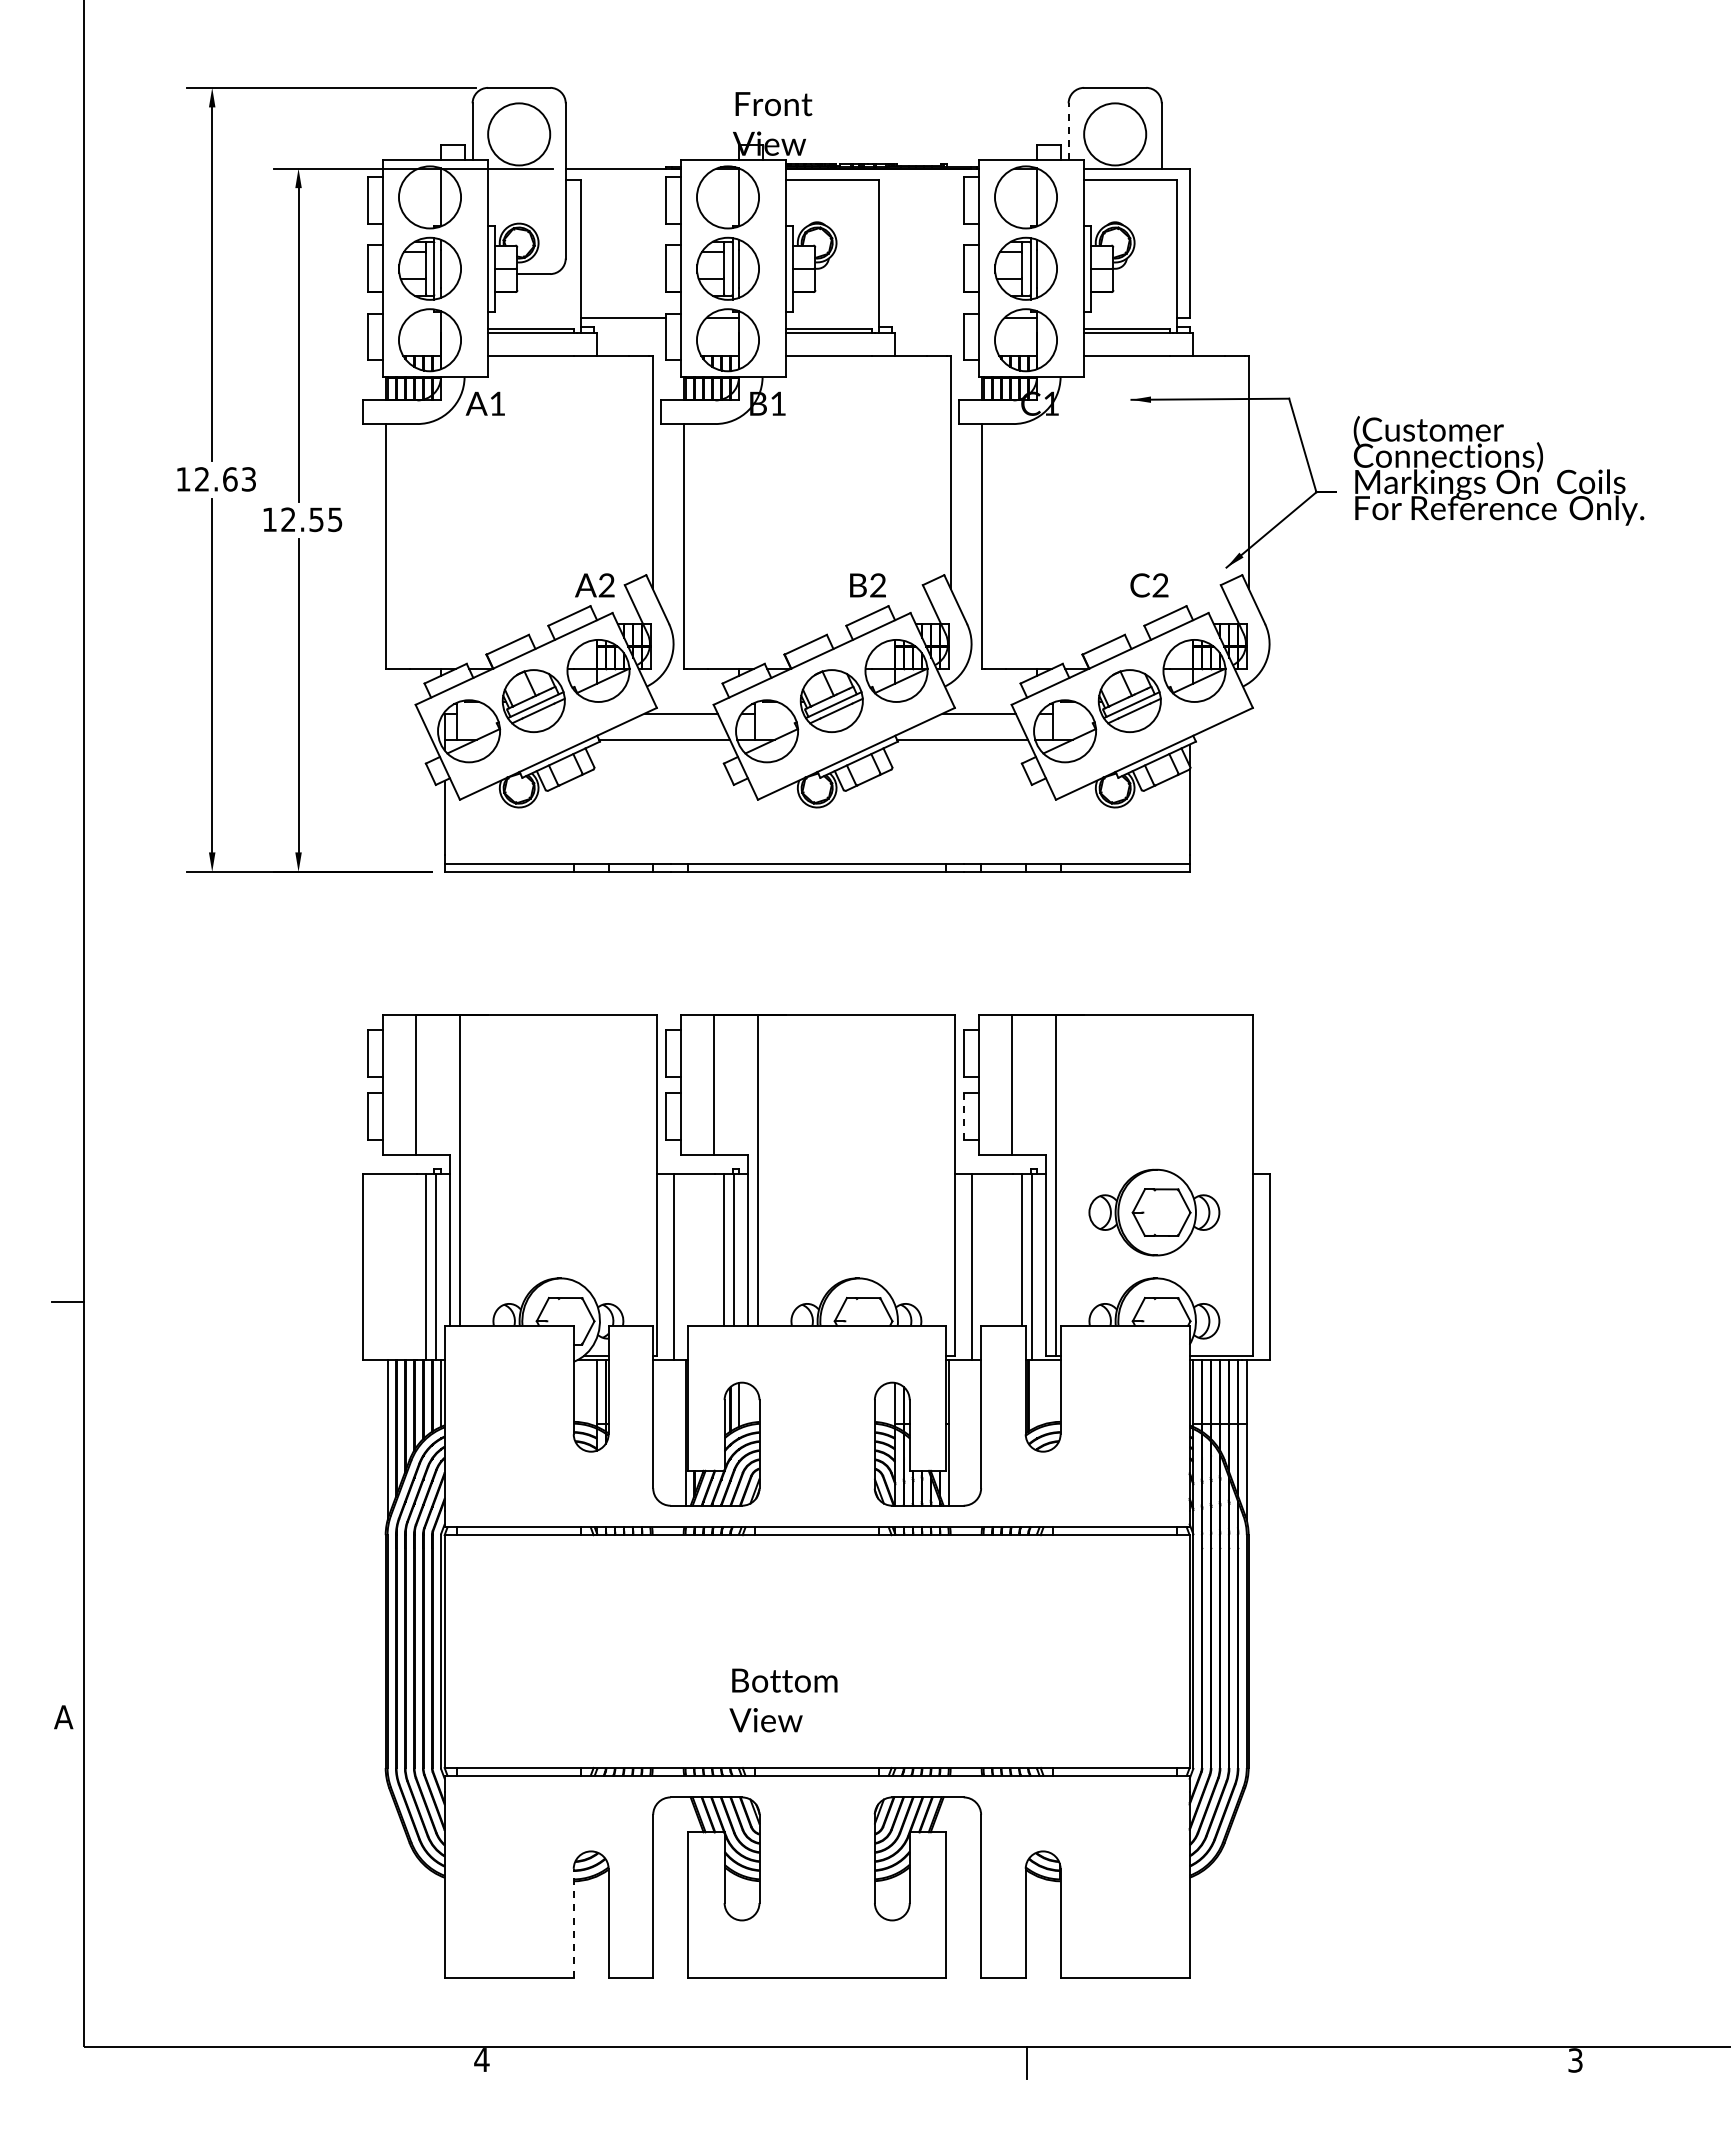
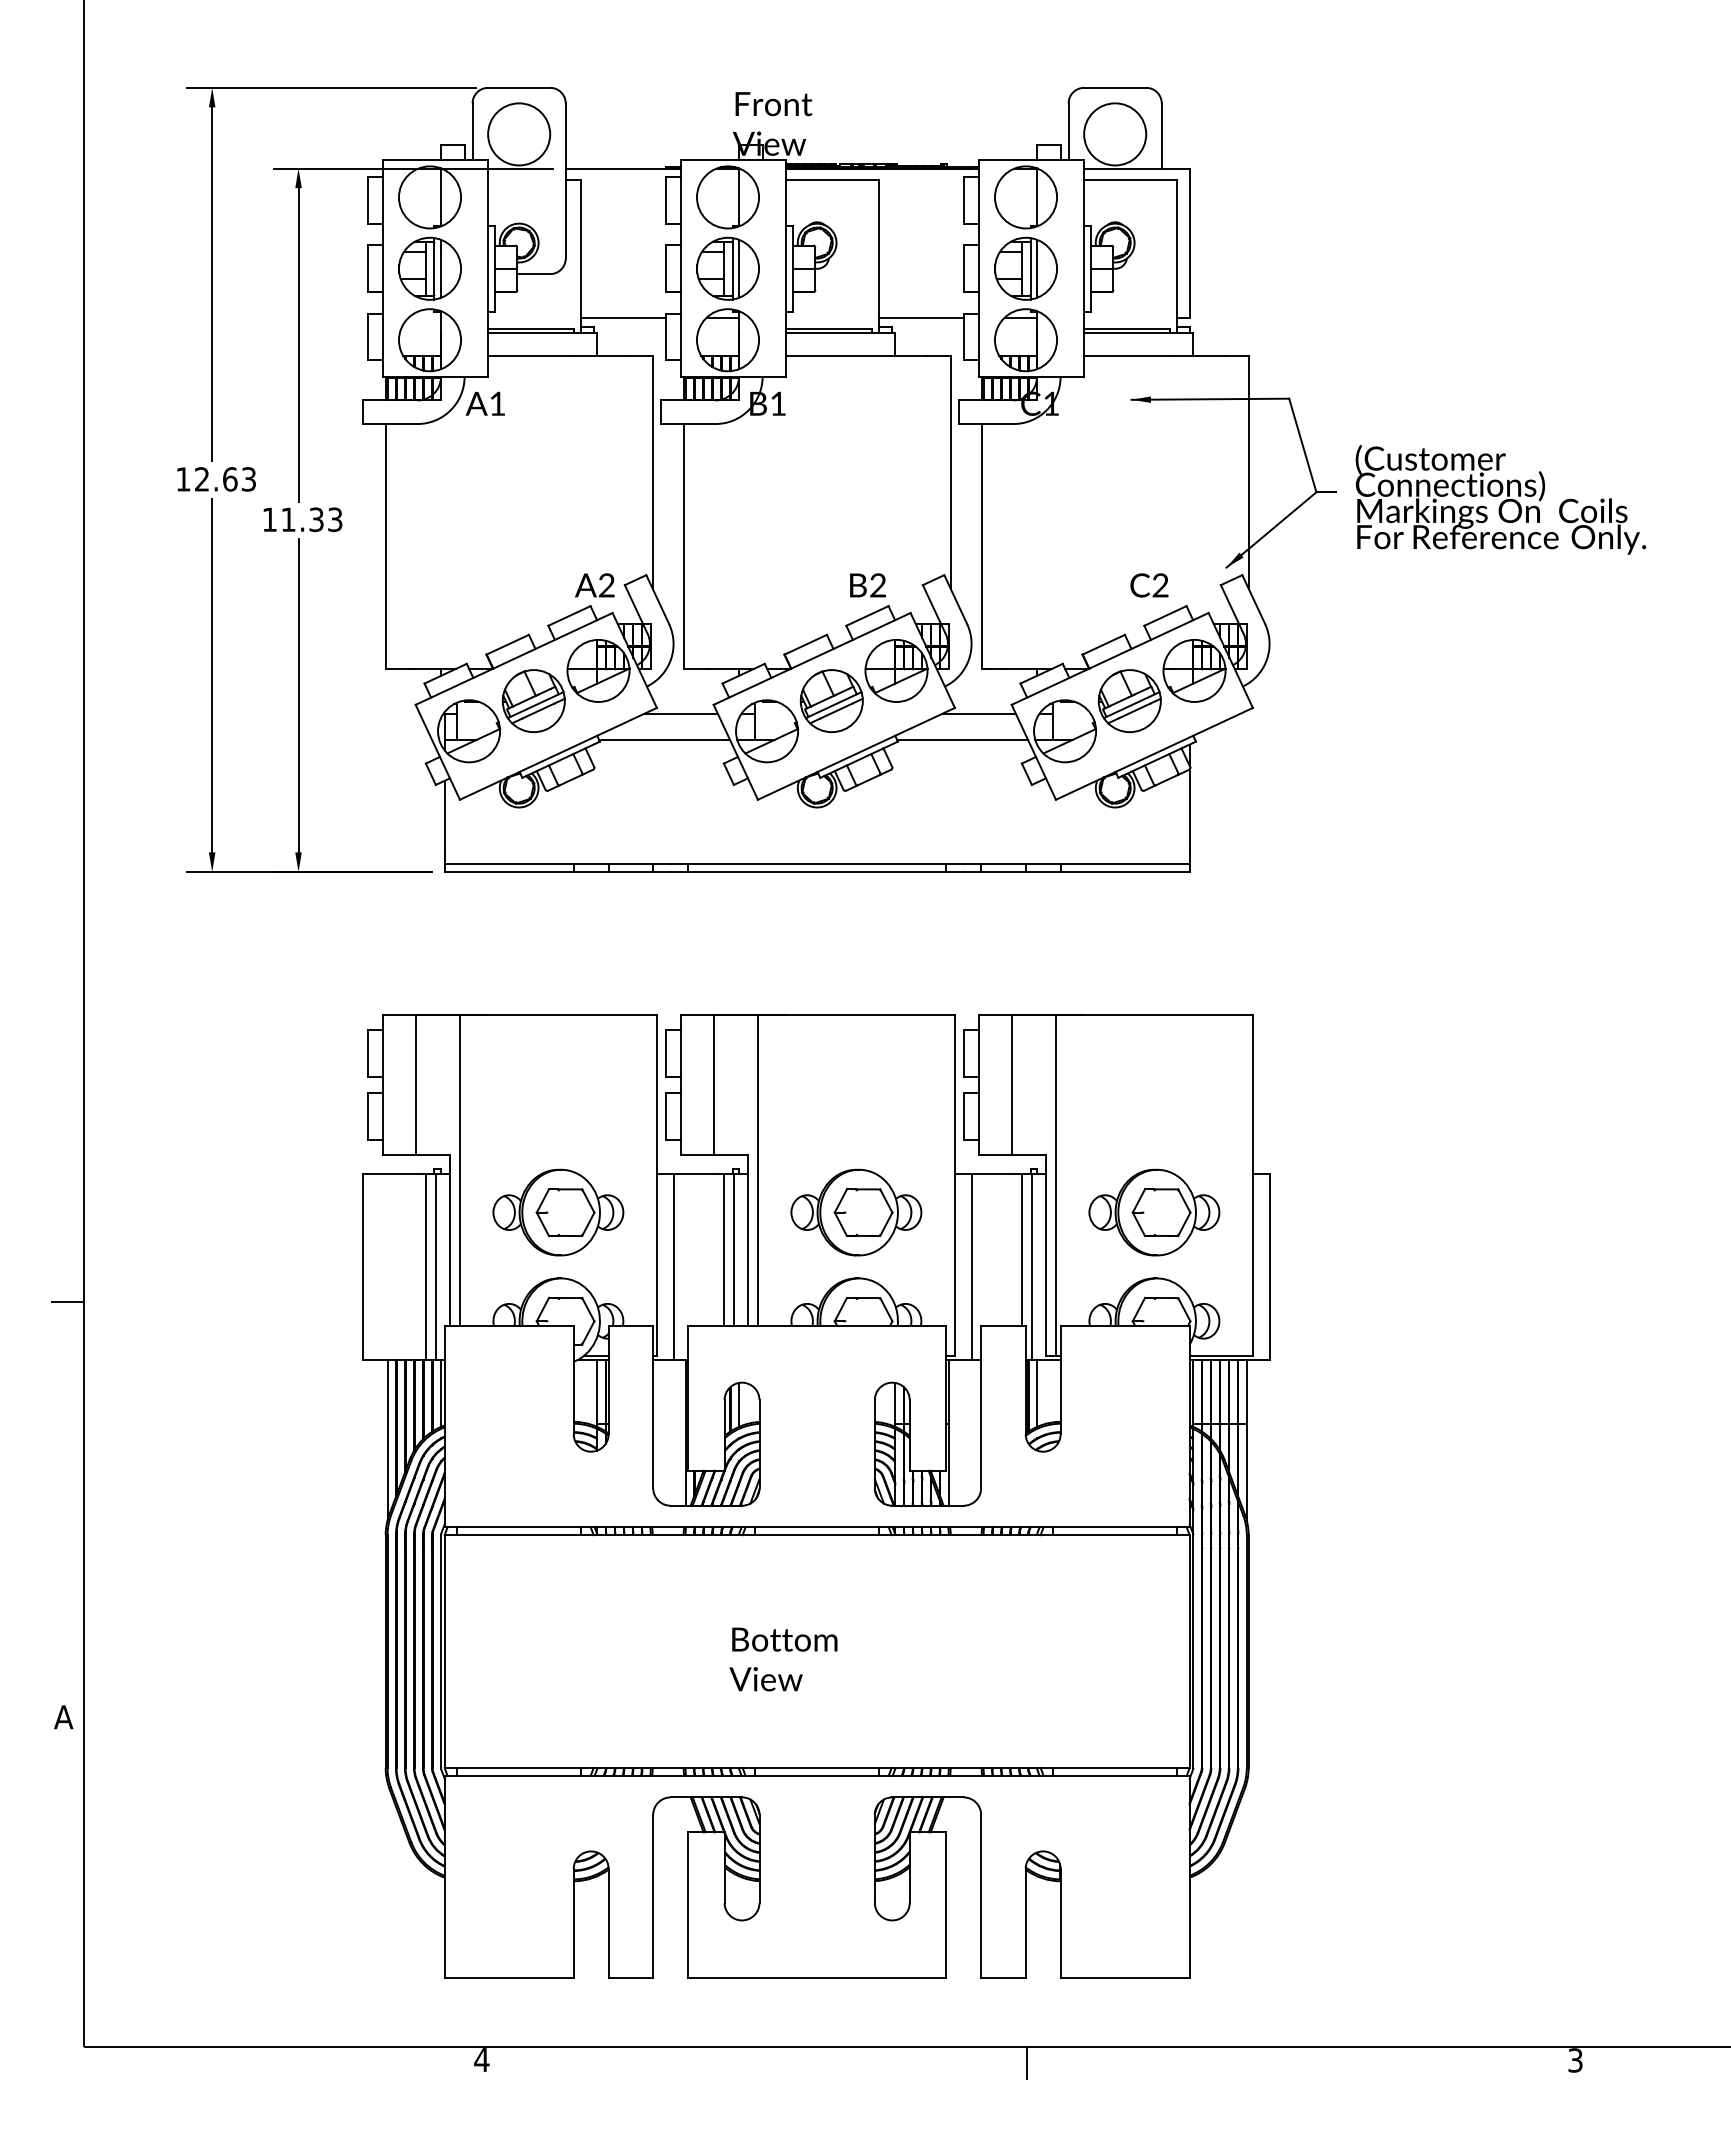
line: dashed -> solid (1068, 131)
line: none -> present (921, 317)
text position: (1498, 470) -> (1500, 499) (1500, 499)
text: 12.55 -> 11.33 (311, 519)
line: dashed -> solid (963, 1115)
part: none -> present (558, 1212)
part: none -> present (856, 1212)
line: none -> present (1037, 1392)
text position: (783, 1700) -> (783, 1659) (783, 1659)
line: dashed -> solid (573, 1922)
